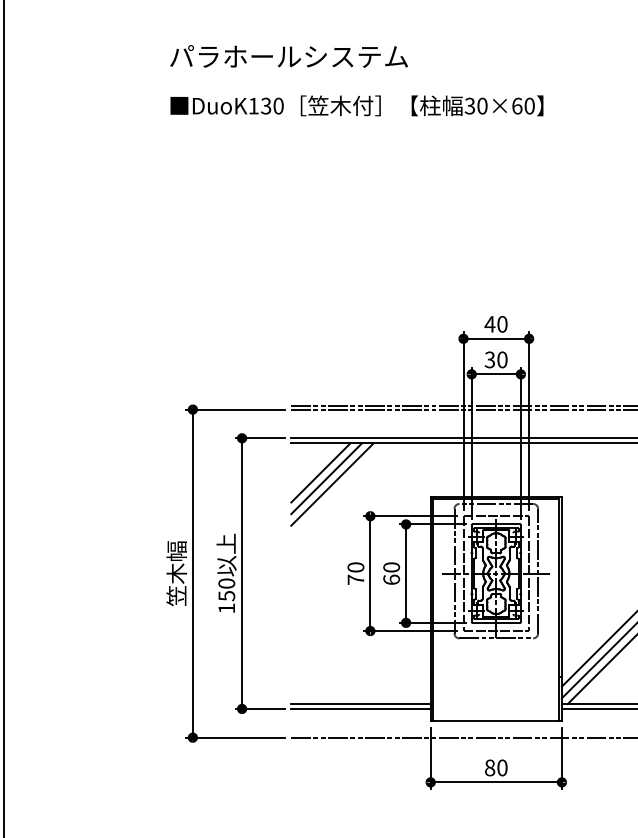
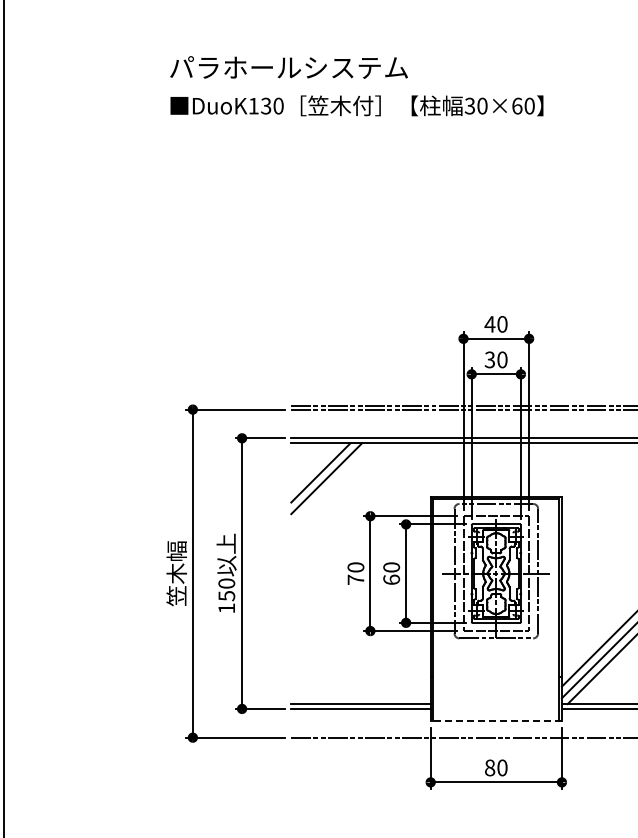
text position: (288, 56) -> (288, 67) (288, 67)
line: present -> none (332, 484)
line: solid -> dashed (496, 721)
